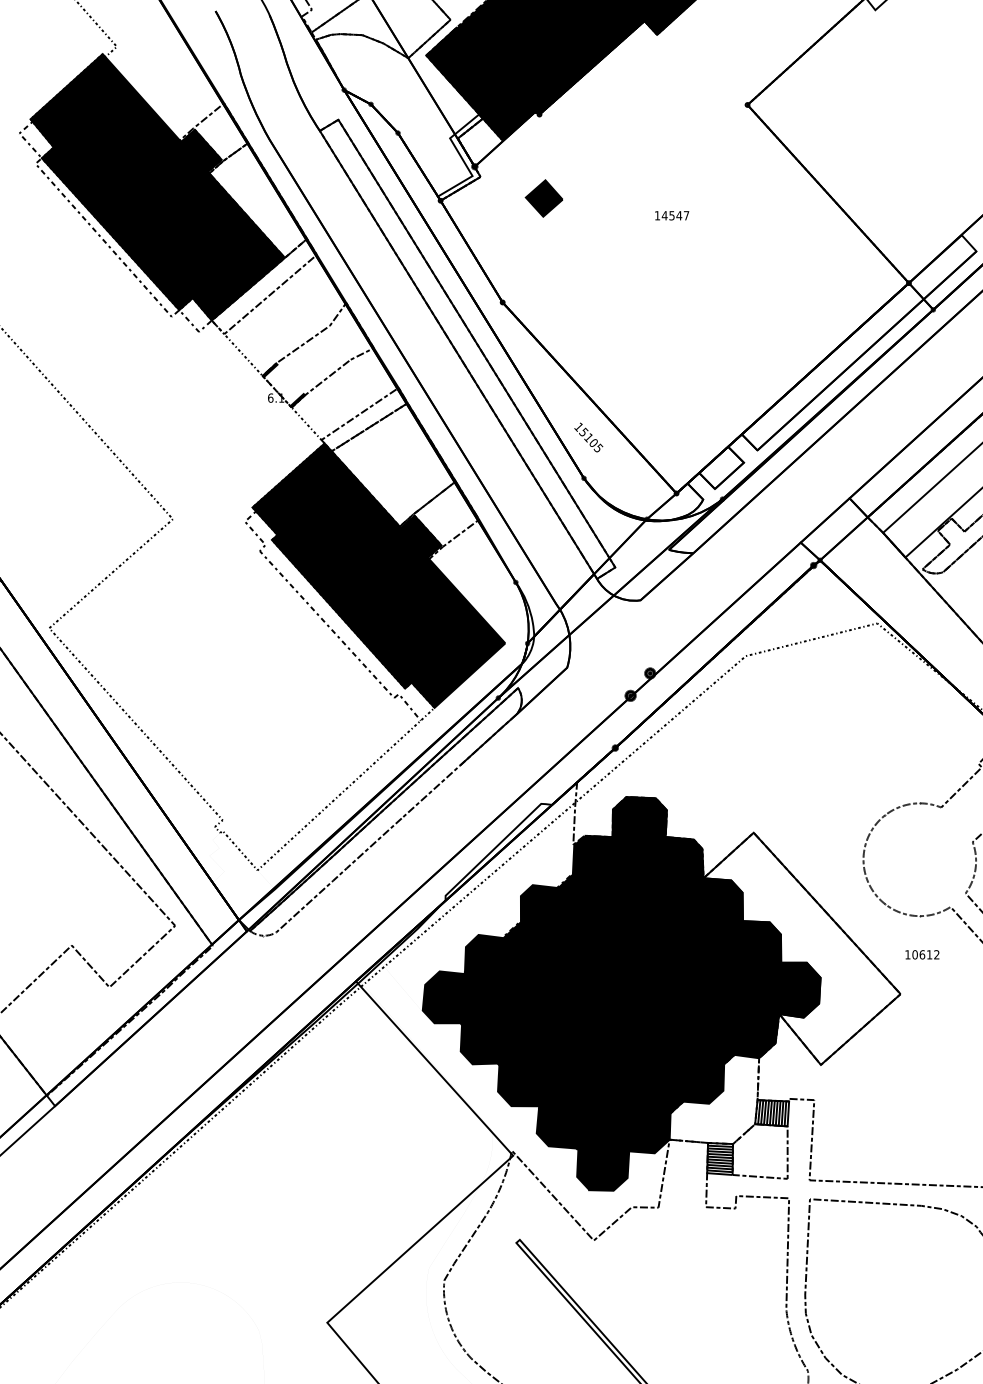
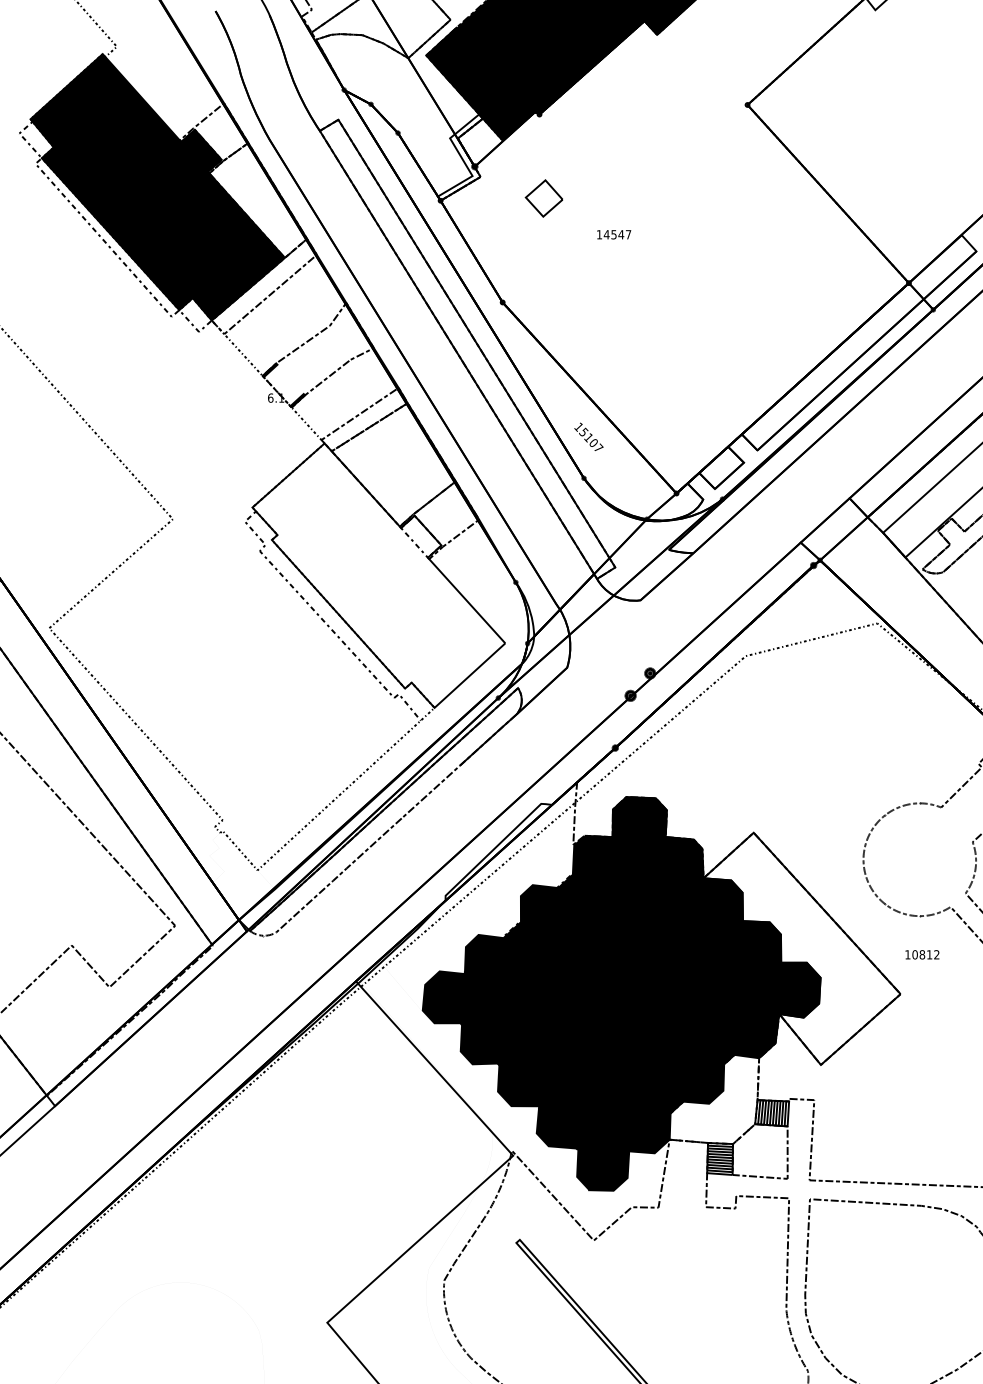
fill: present -> none (543, 198)
text position: (672, 215) -> (614, 234) (614, 234)
text: 15105 -> 15107 (598, 447)
fill: present -> none (378, 575)
text: 10612 -> 10812 (922, 954)
